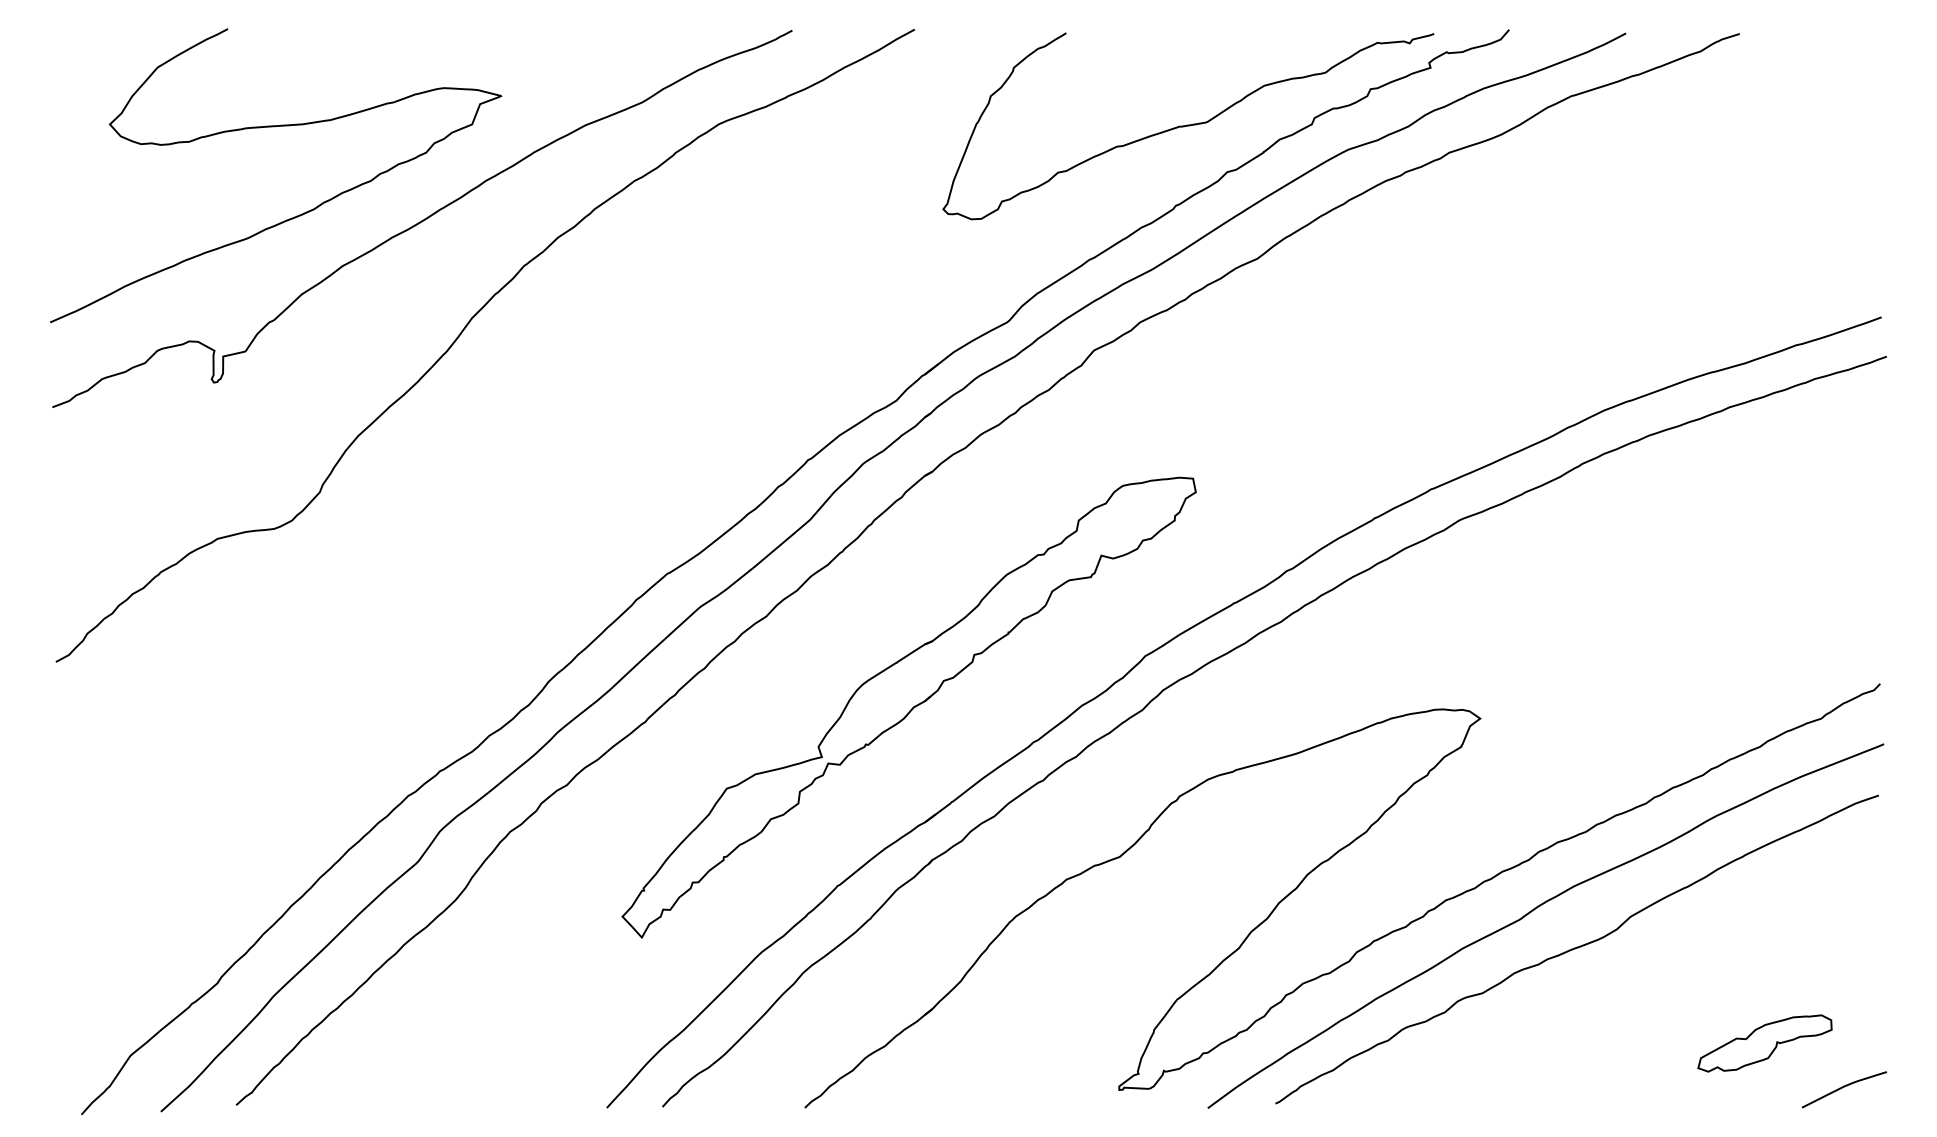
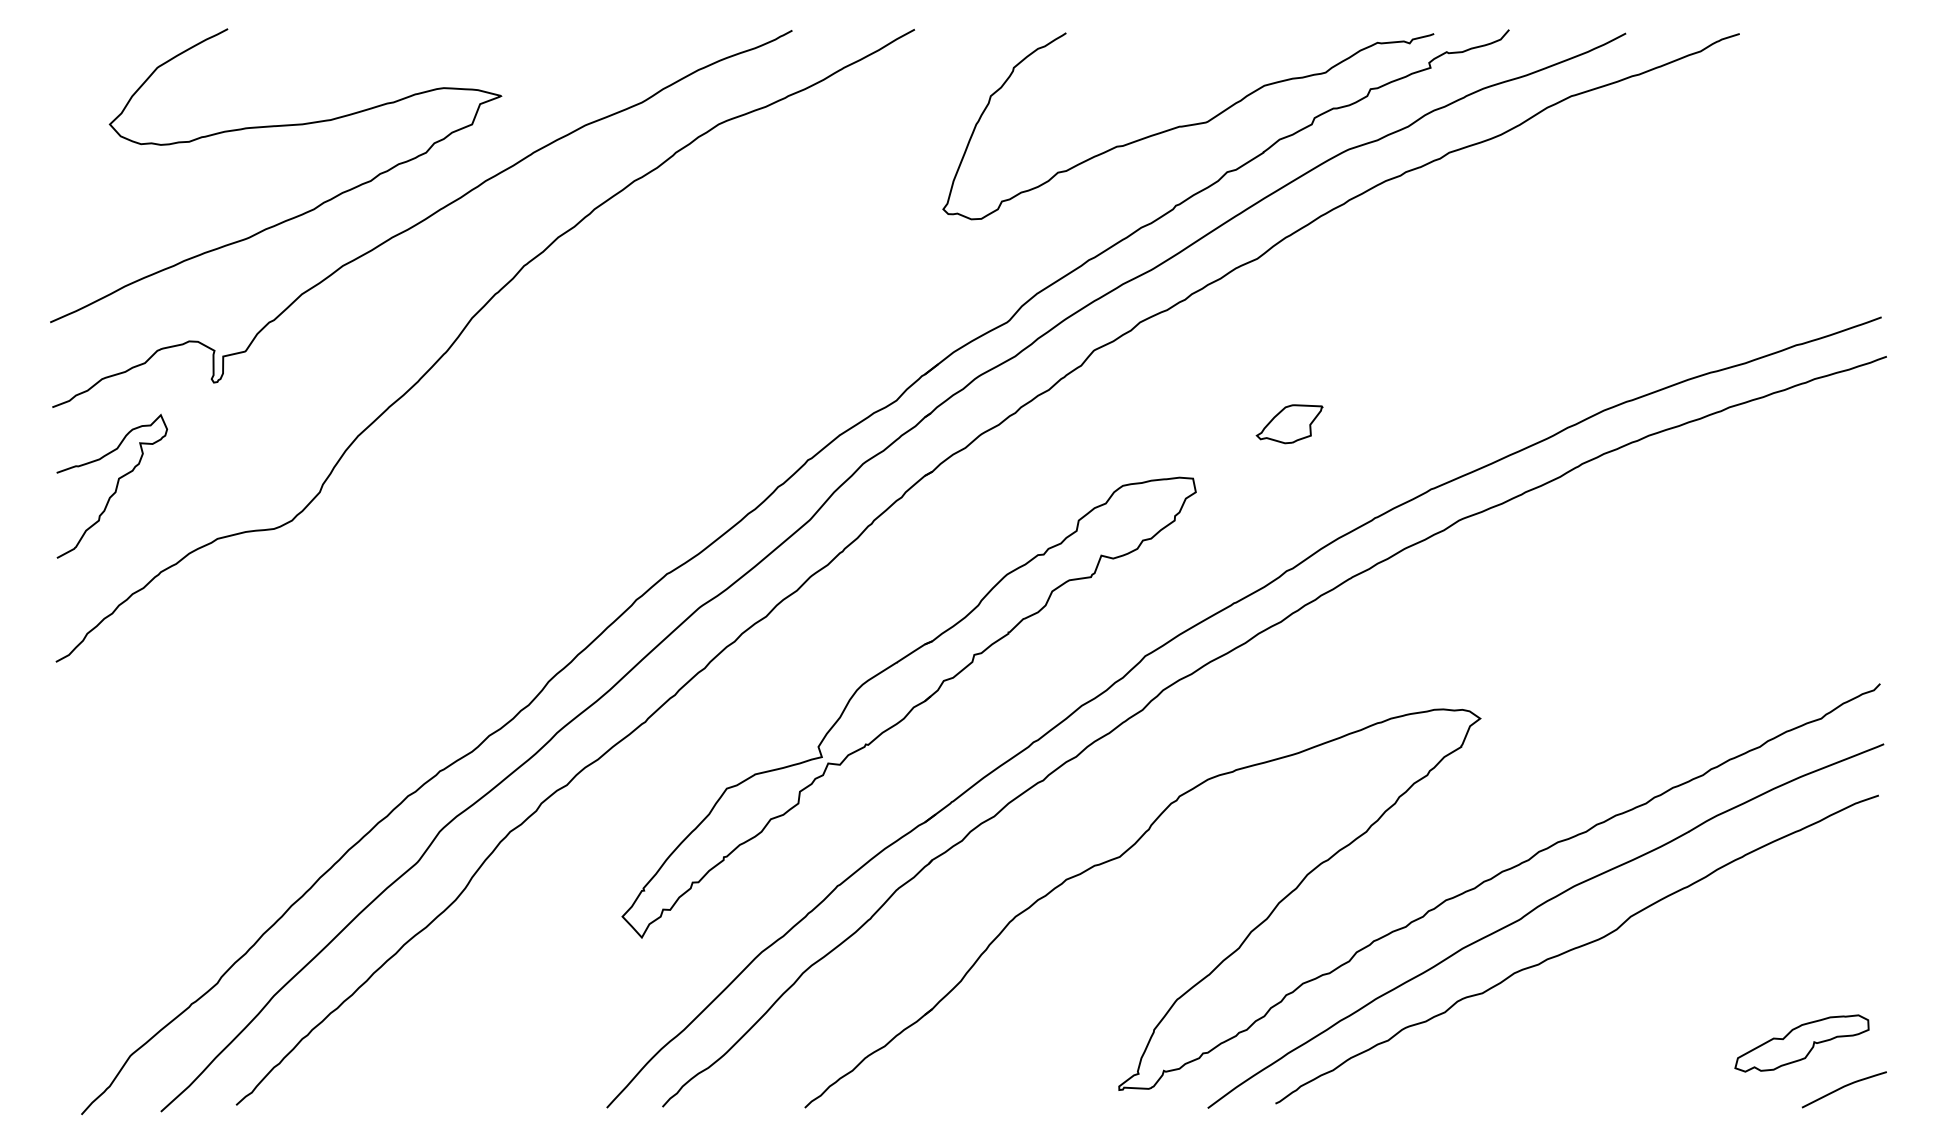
part: none -> present (1289, 424)
curve: none -> present (115, 487)
part position: (1764, 1043) -> (1801, 1043) (1801, 1043)
